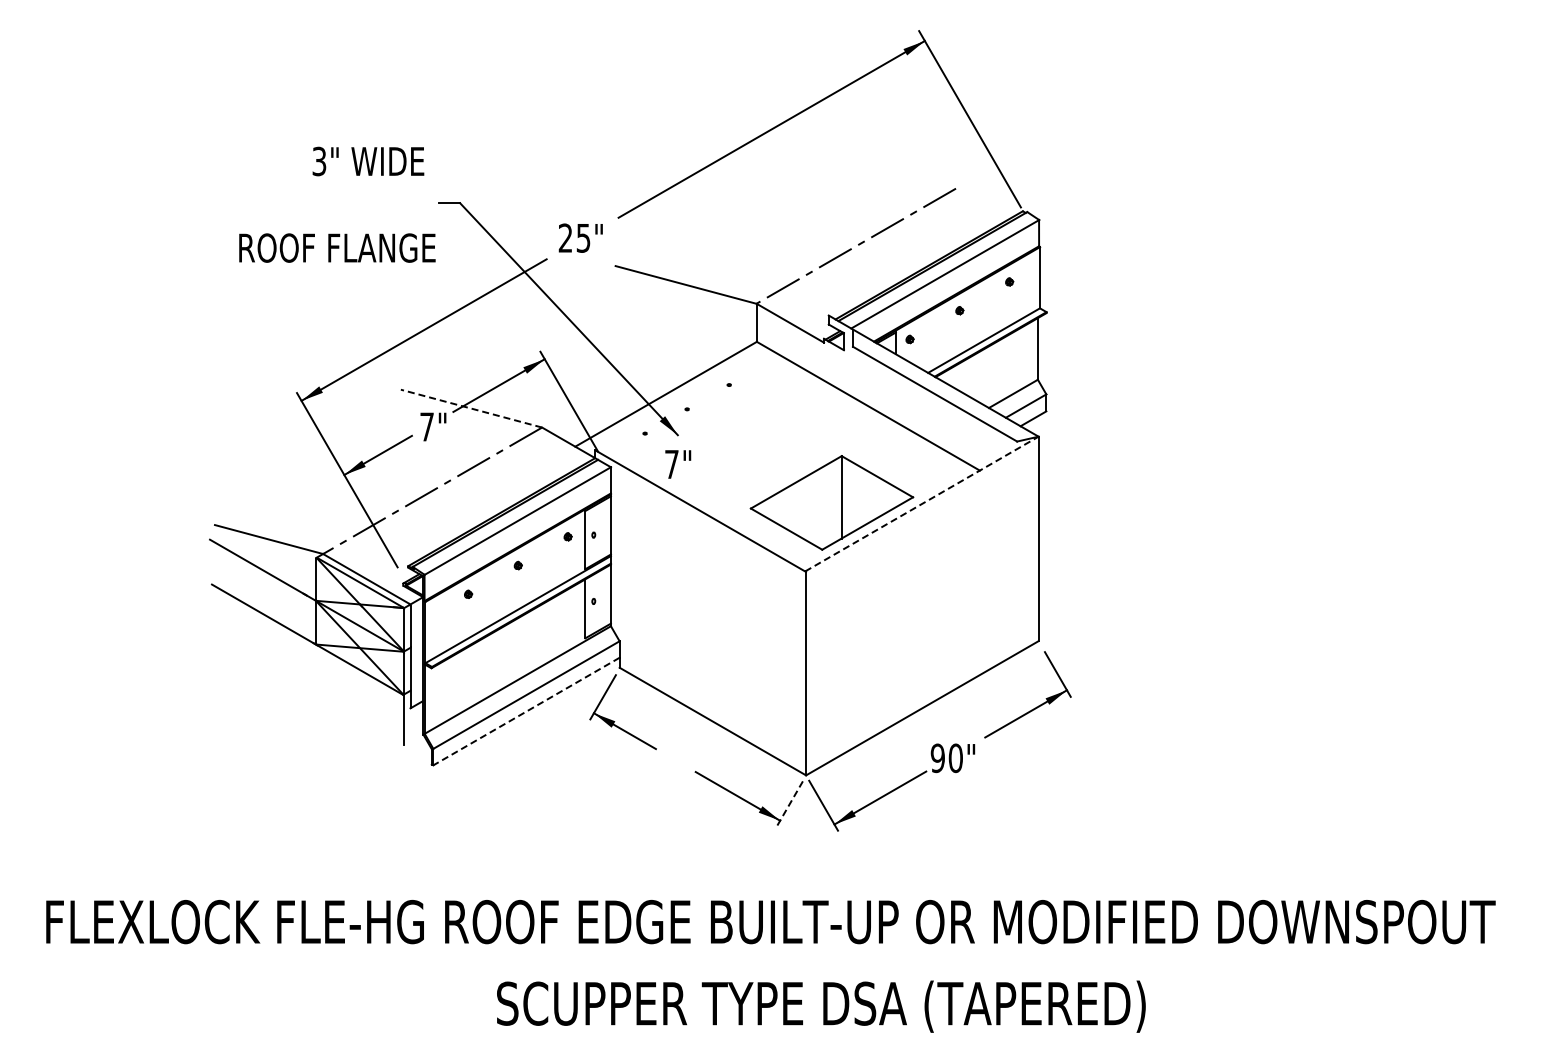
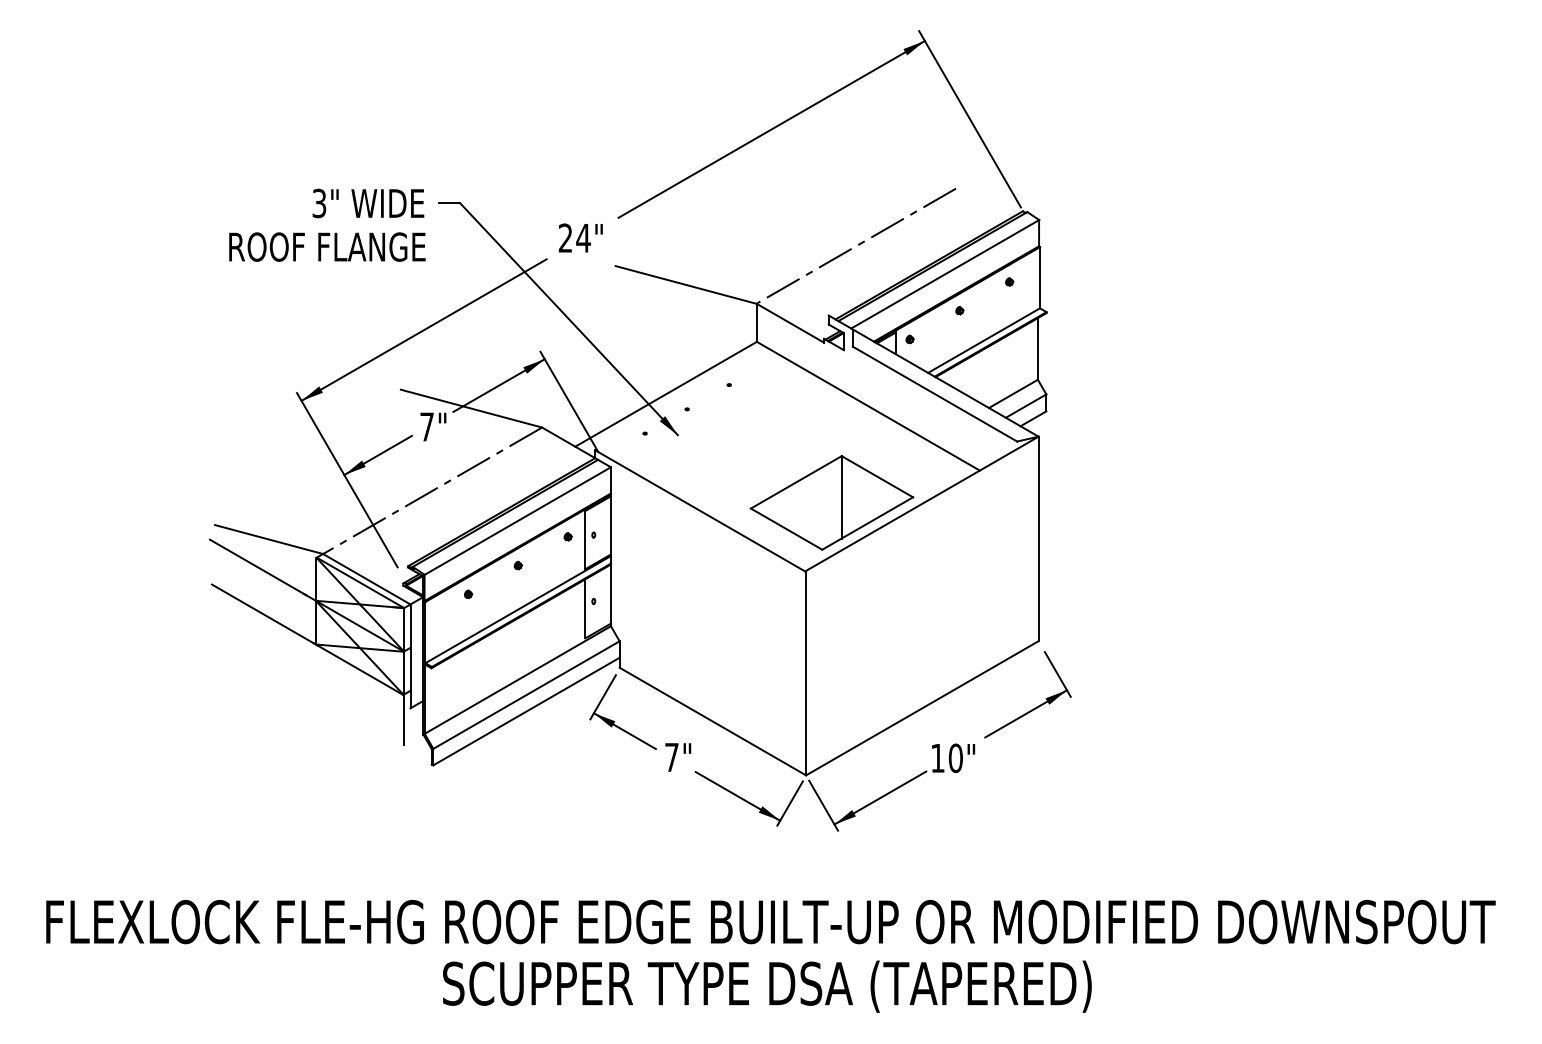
text position: (368, 161) -> (368, 203) (368, 203)
text: 25" -> 24" (583, 238)
text position: (337, 247) -> (327, 246) (327, 246)
line: dashed -> solid (471, 408)
text position: (678, 464) -> (678, 757) (678, 757)
line: dashed -> solid (921, 504)
line: dashed -> solid (526, 711)
text: 90" -> 10" (937, 758)
line: dashed -> solid (790, 803)
text position: (821, 1006) -> (767, 986) (767, 986)
